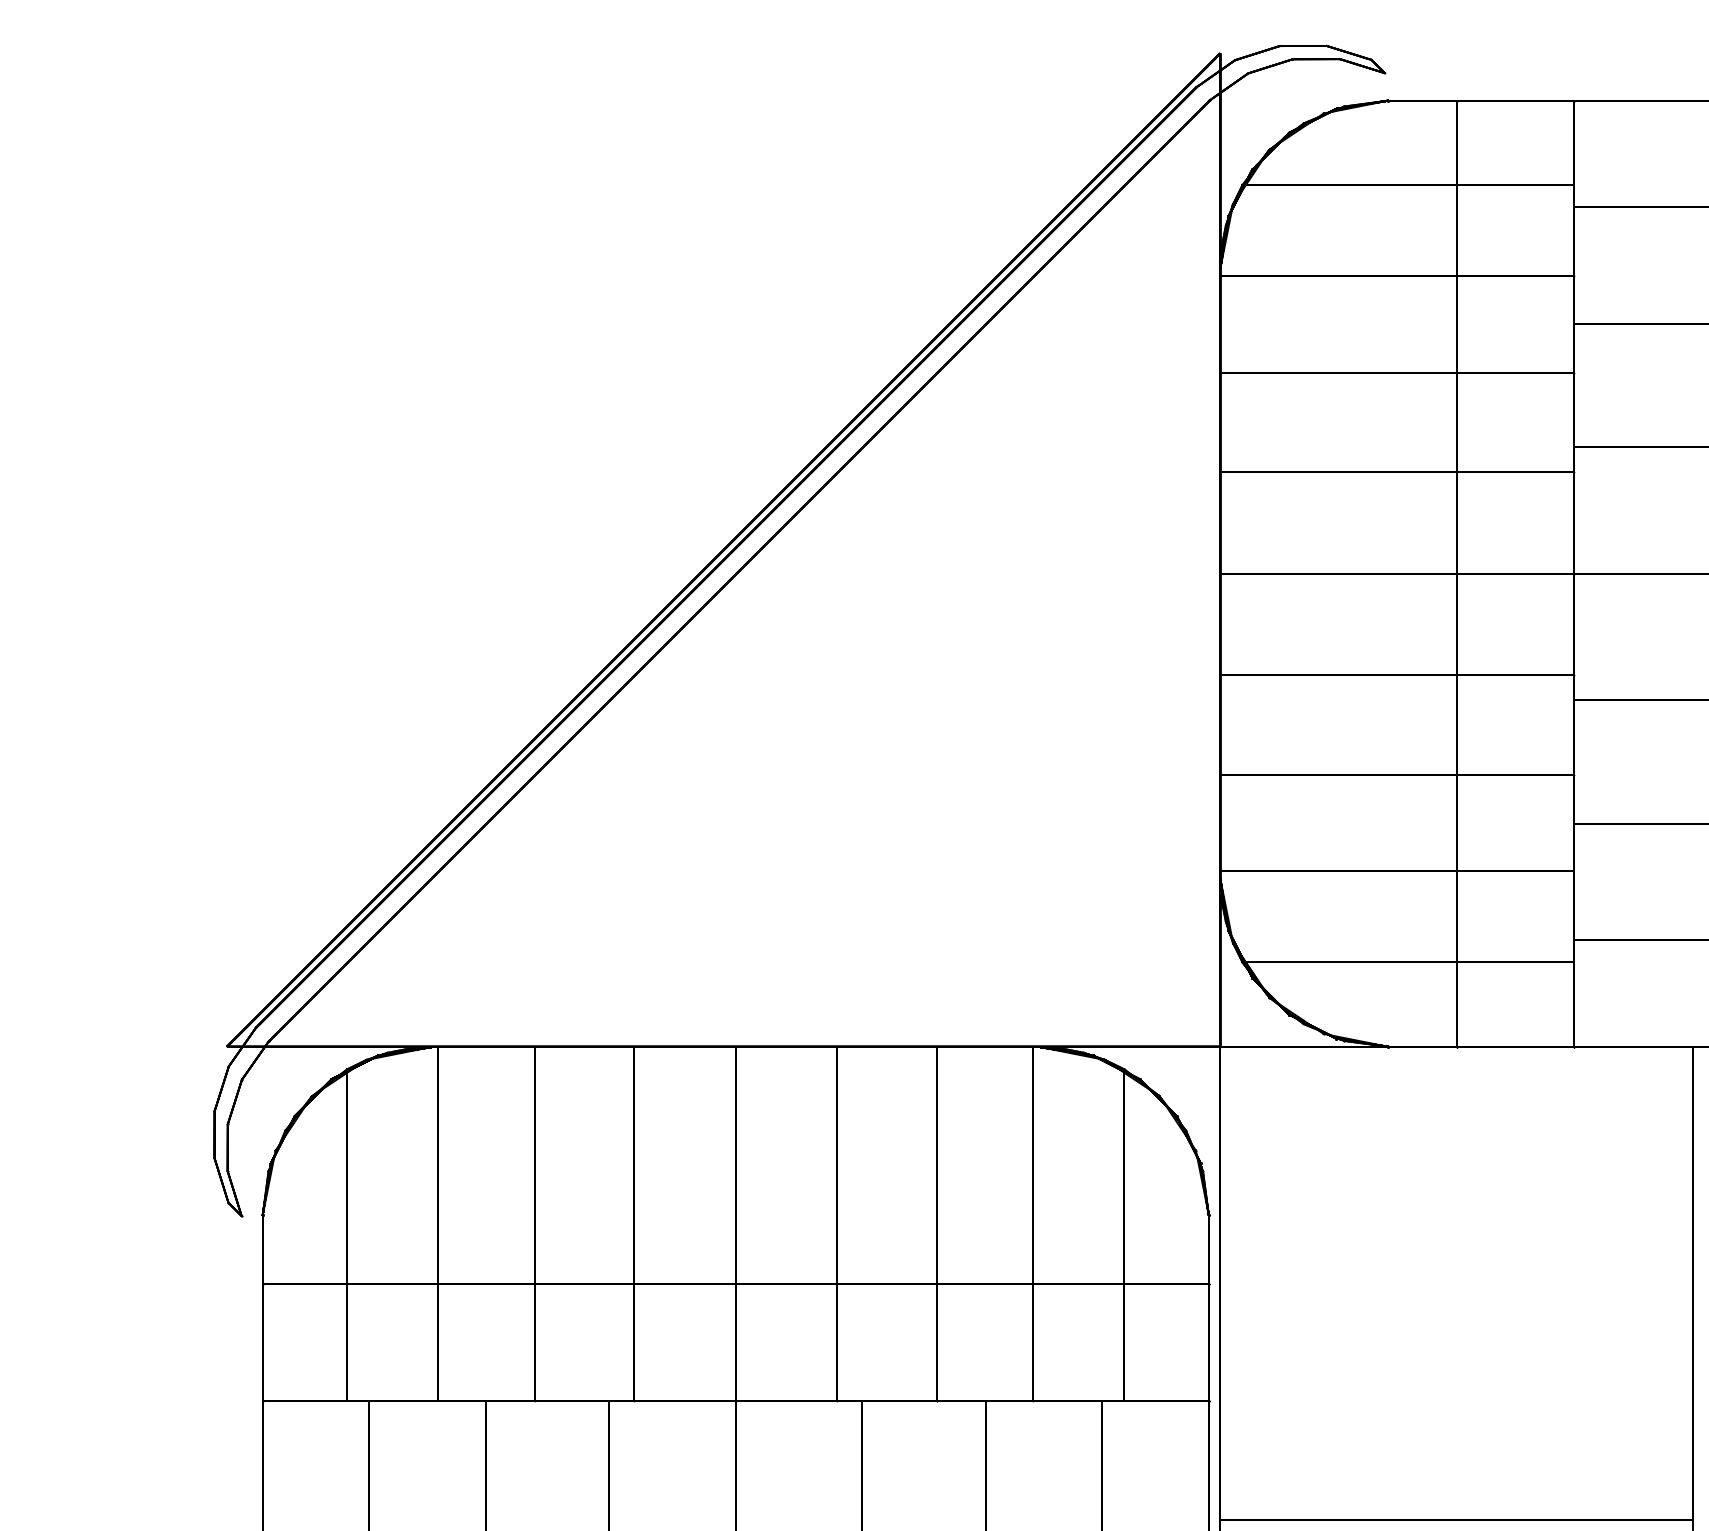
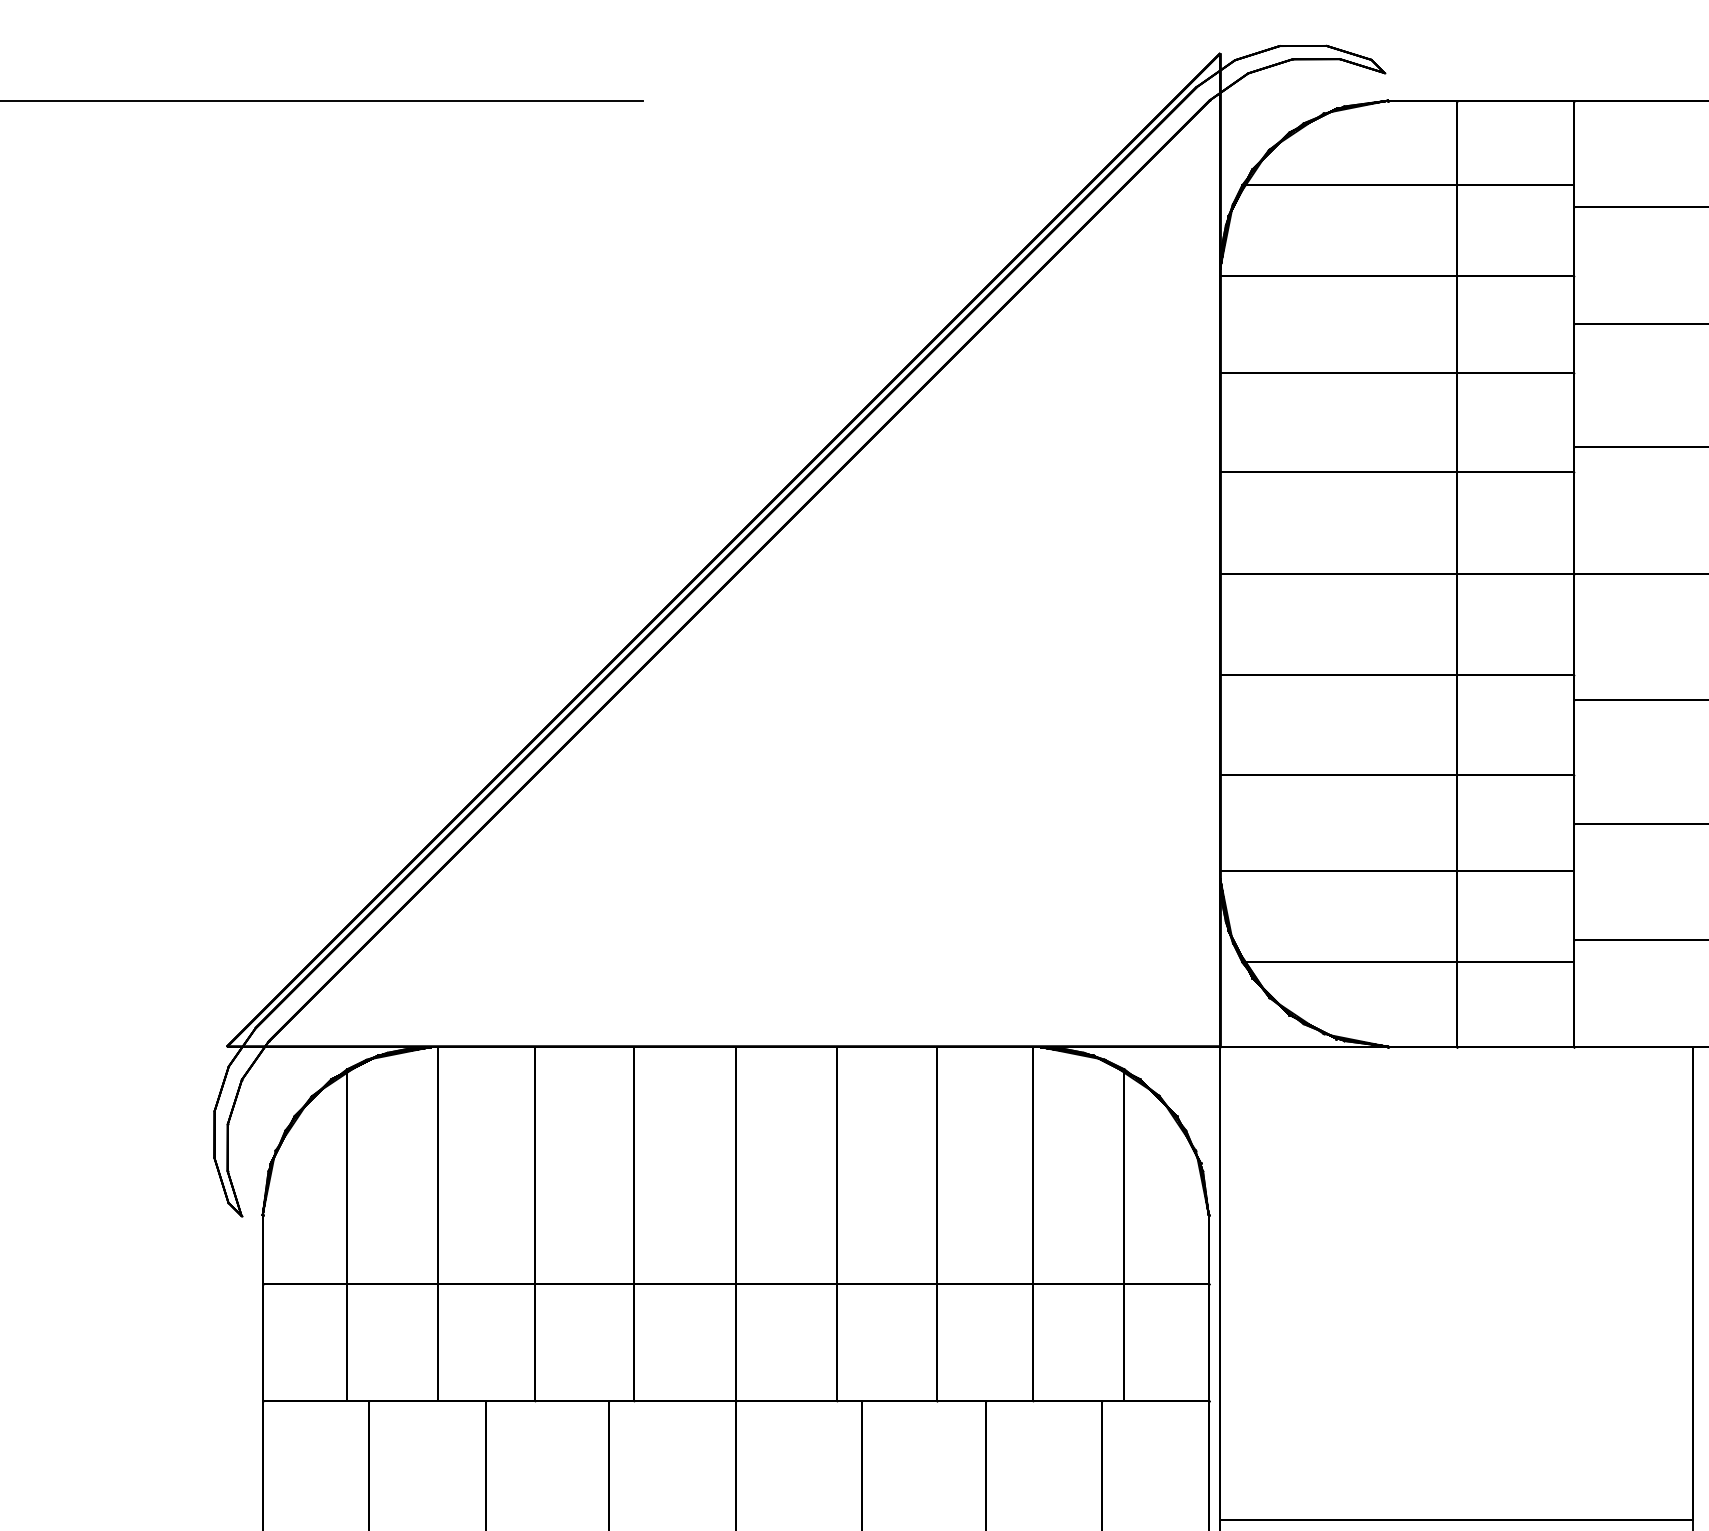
line: none -> present (322, 100)
